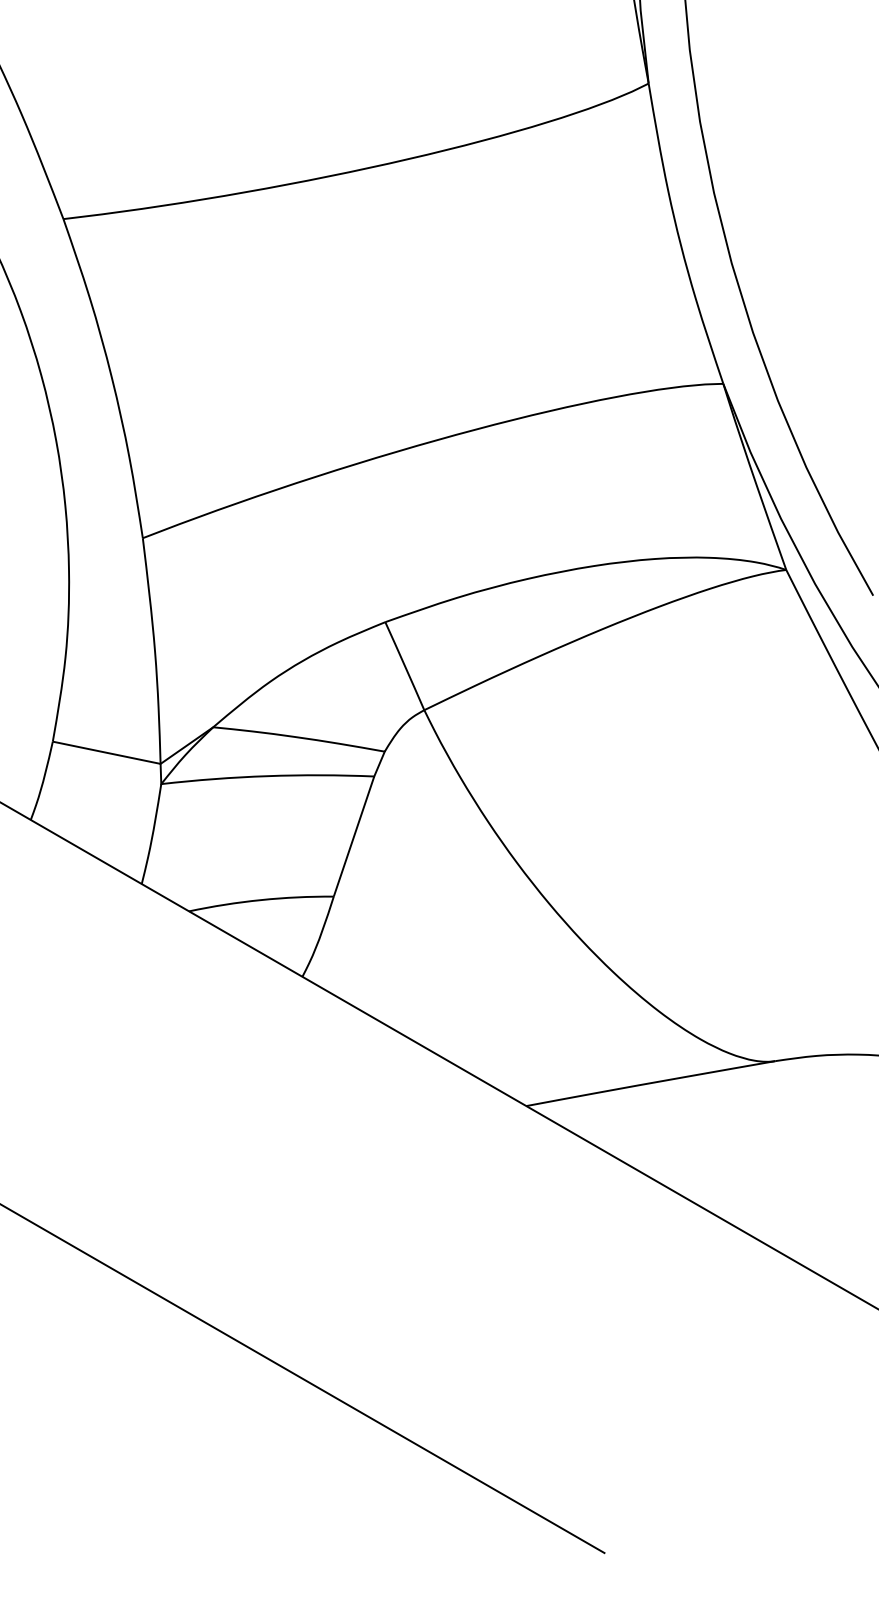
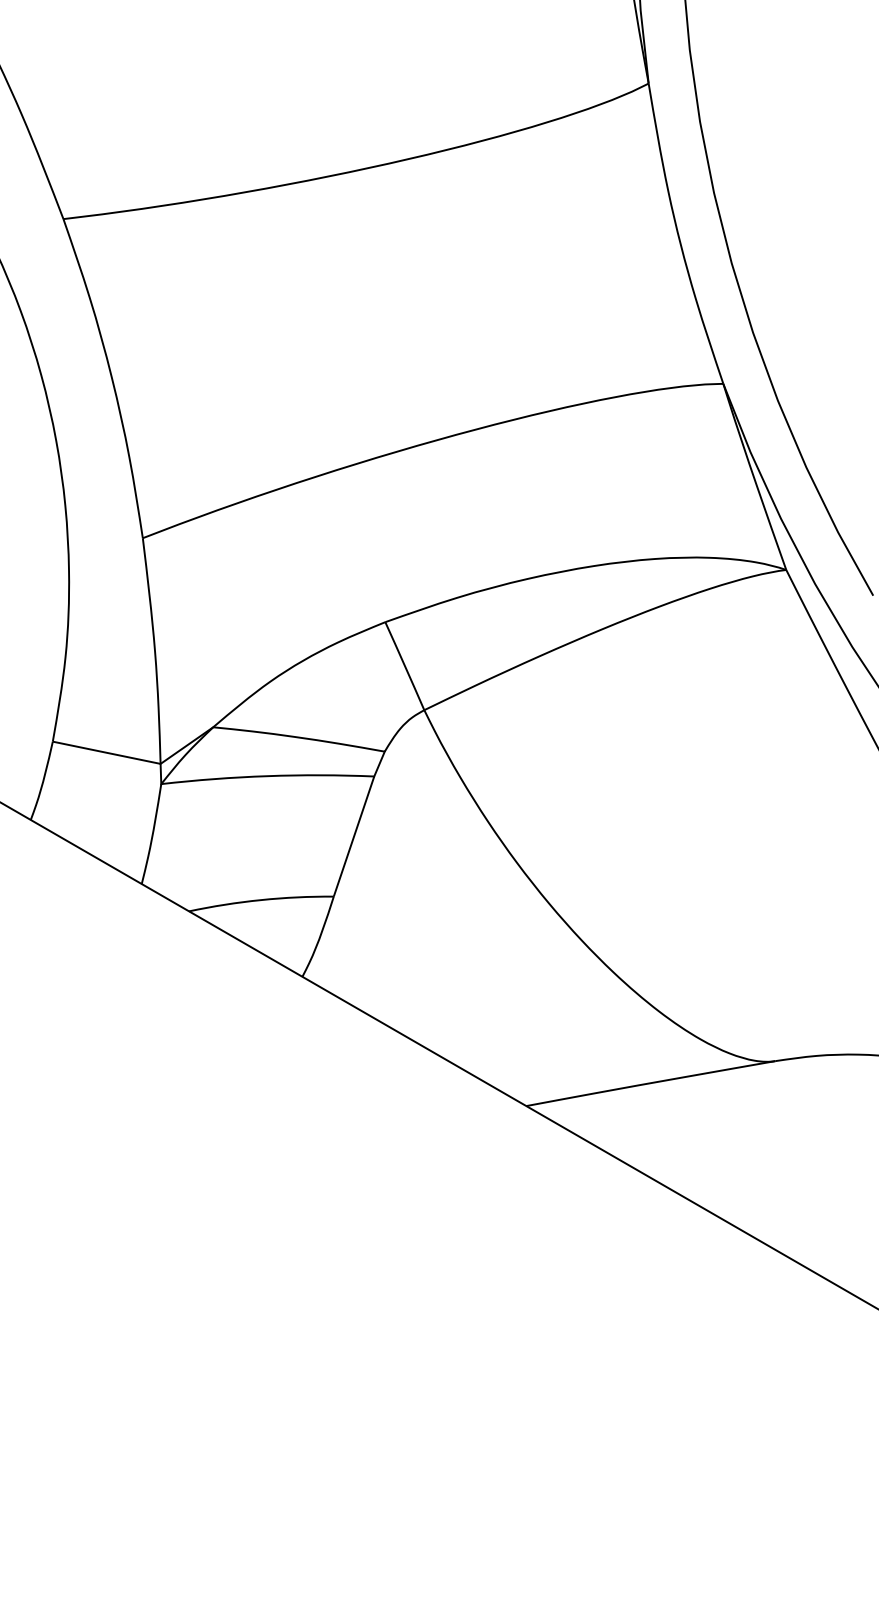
line: present -> none (303, 1379)
